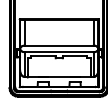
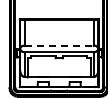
line: solid -> dashed (59, 45)
